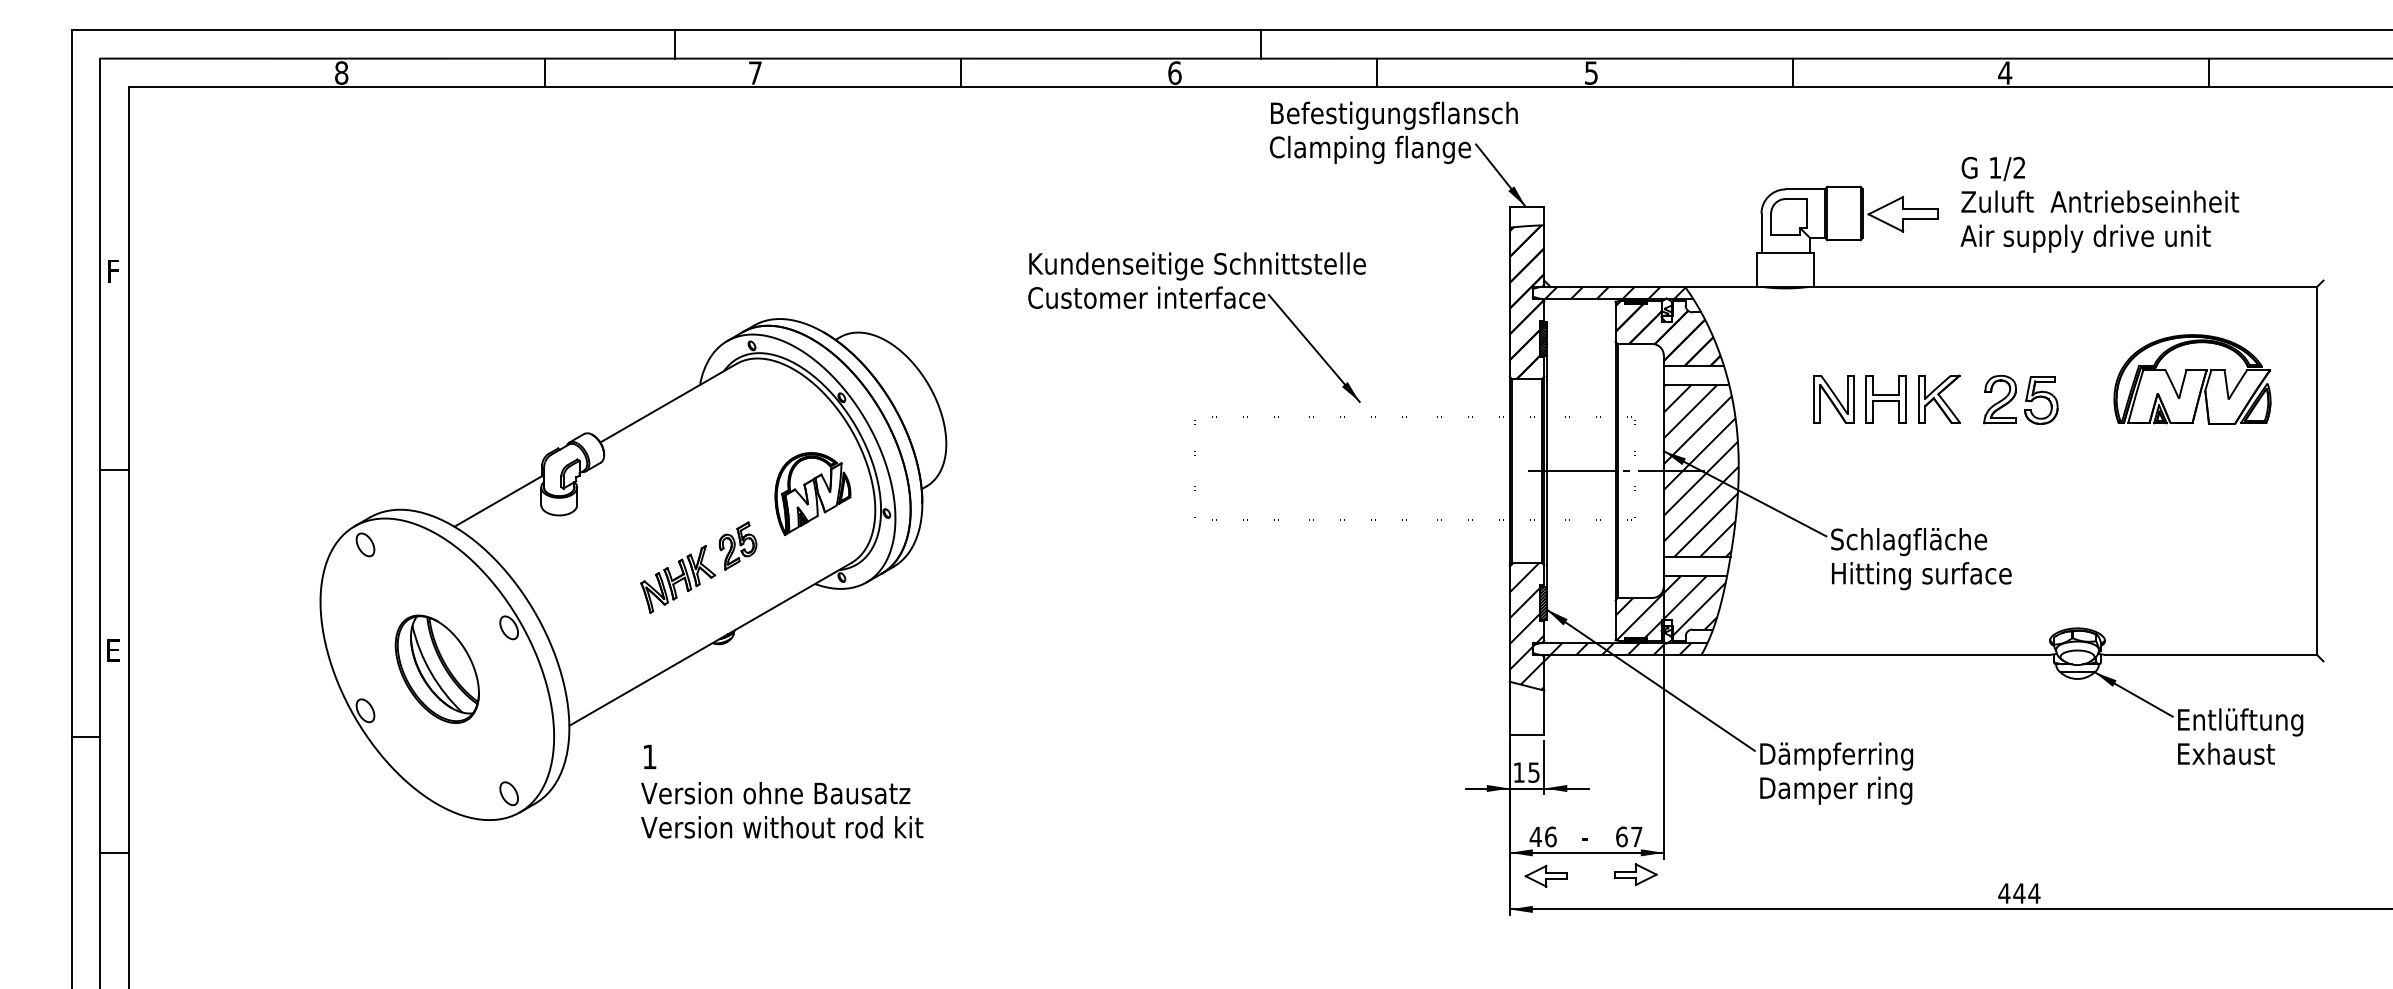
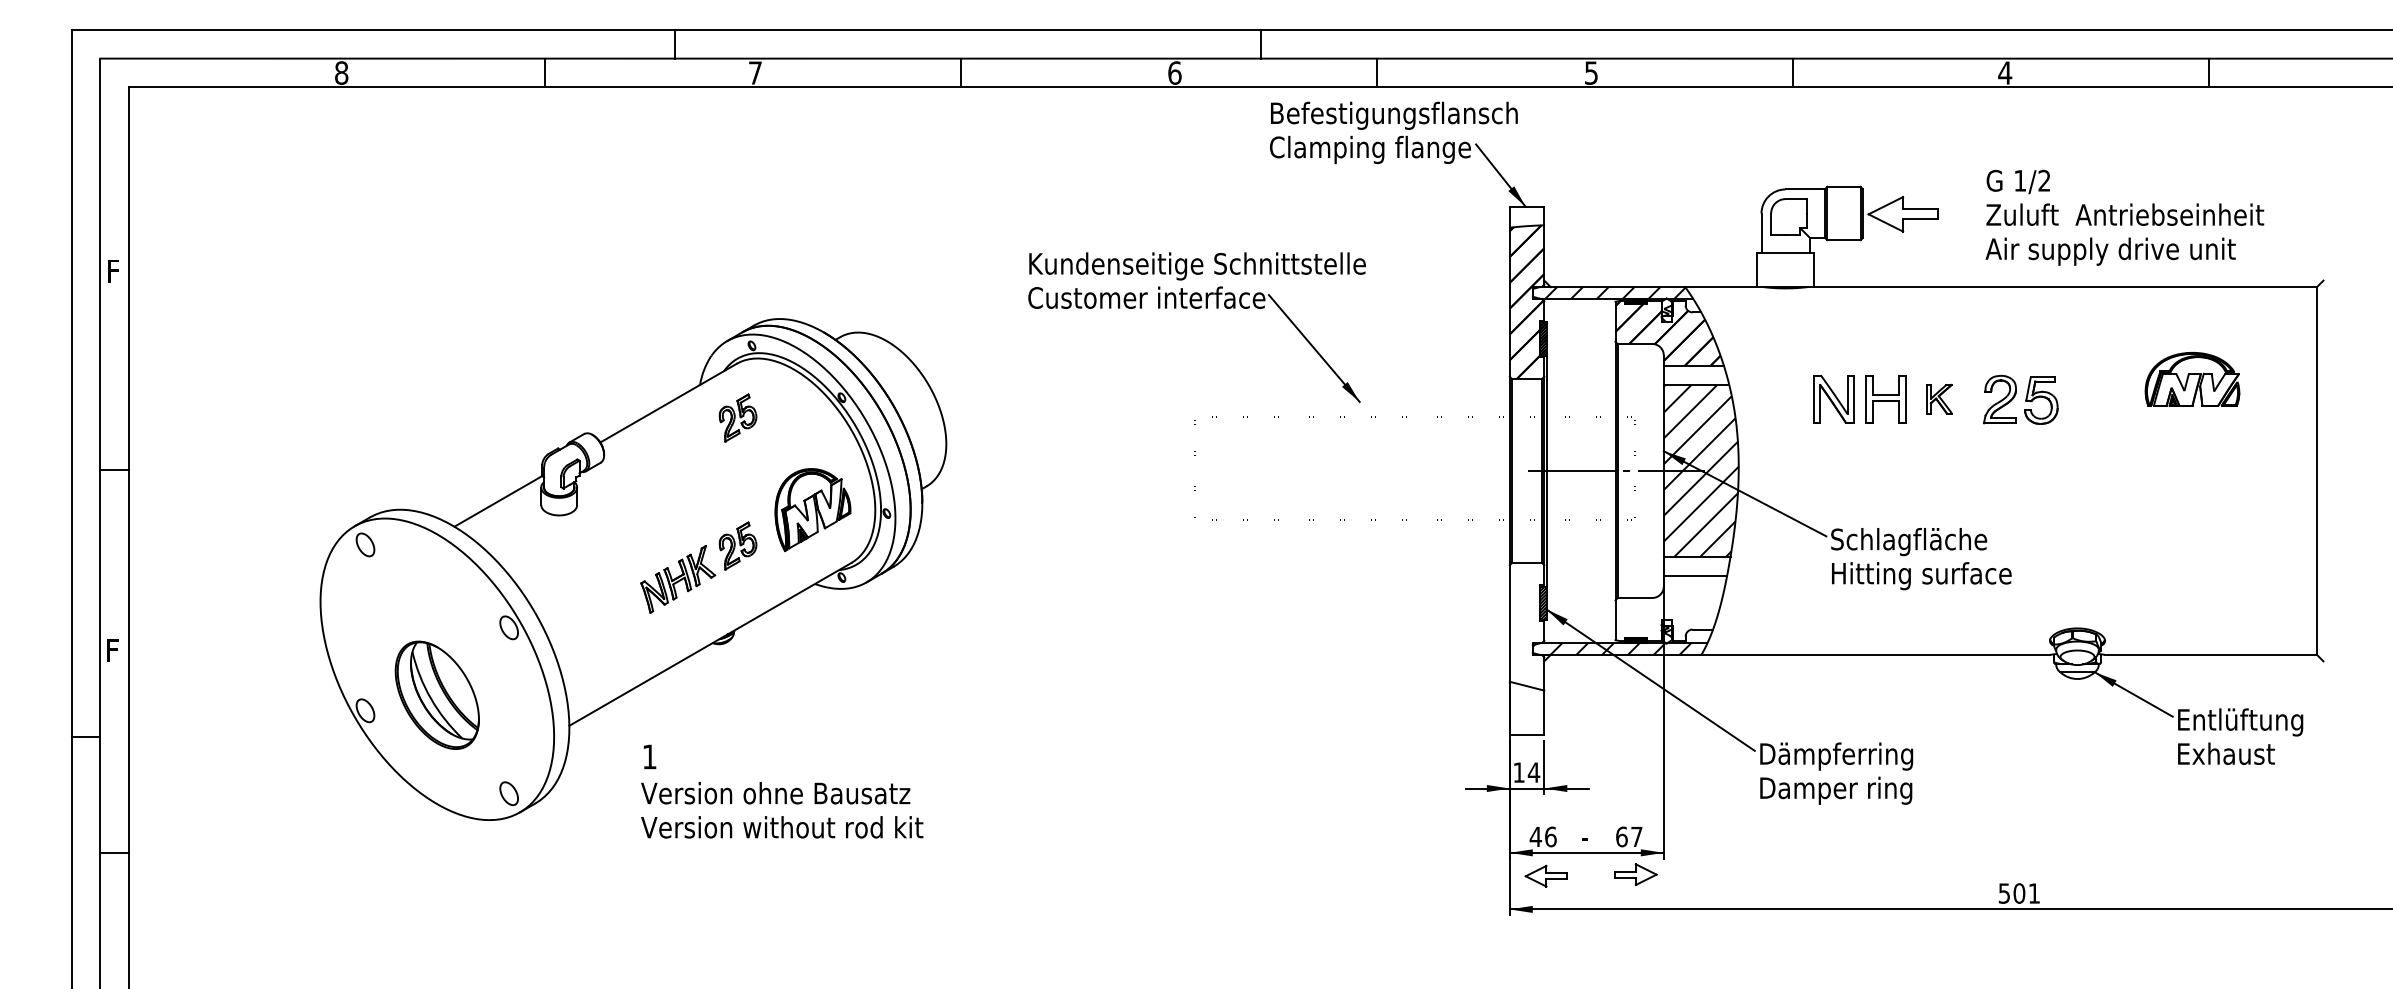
text position: (2099, 204) -> (2124, 217) (2124, 217)
part size: 159x91 px -> 97x55 px (2192, 379)
part size: 43x50 px -> 27x32 px (1939, 398)
part: none -> present (737, 417)
part position: (812, 494) -> (812, 510) (812, 510)
hatch: present -> none (1670, 608)
hatch: present -> none (1526, 625)
text: E -> F (114, 650)
part position: (436, 668) -> (436, 694) (436, 694)
text: 15 -> 14 (1533, 772)
text: 444 -> 501 (2019, 893)
